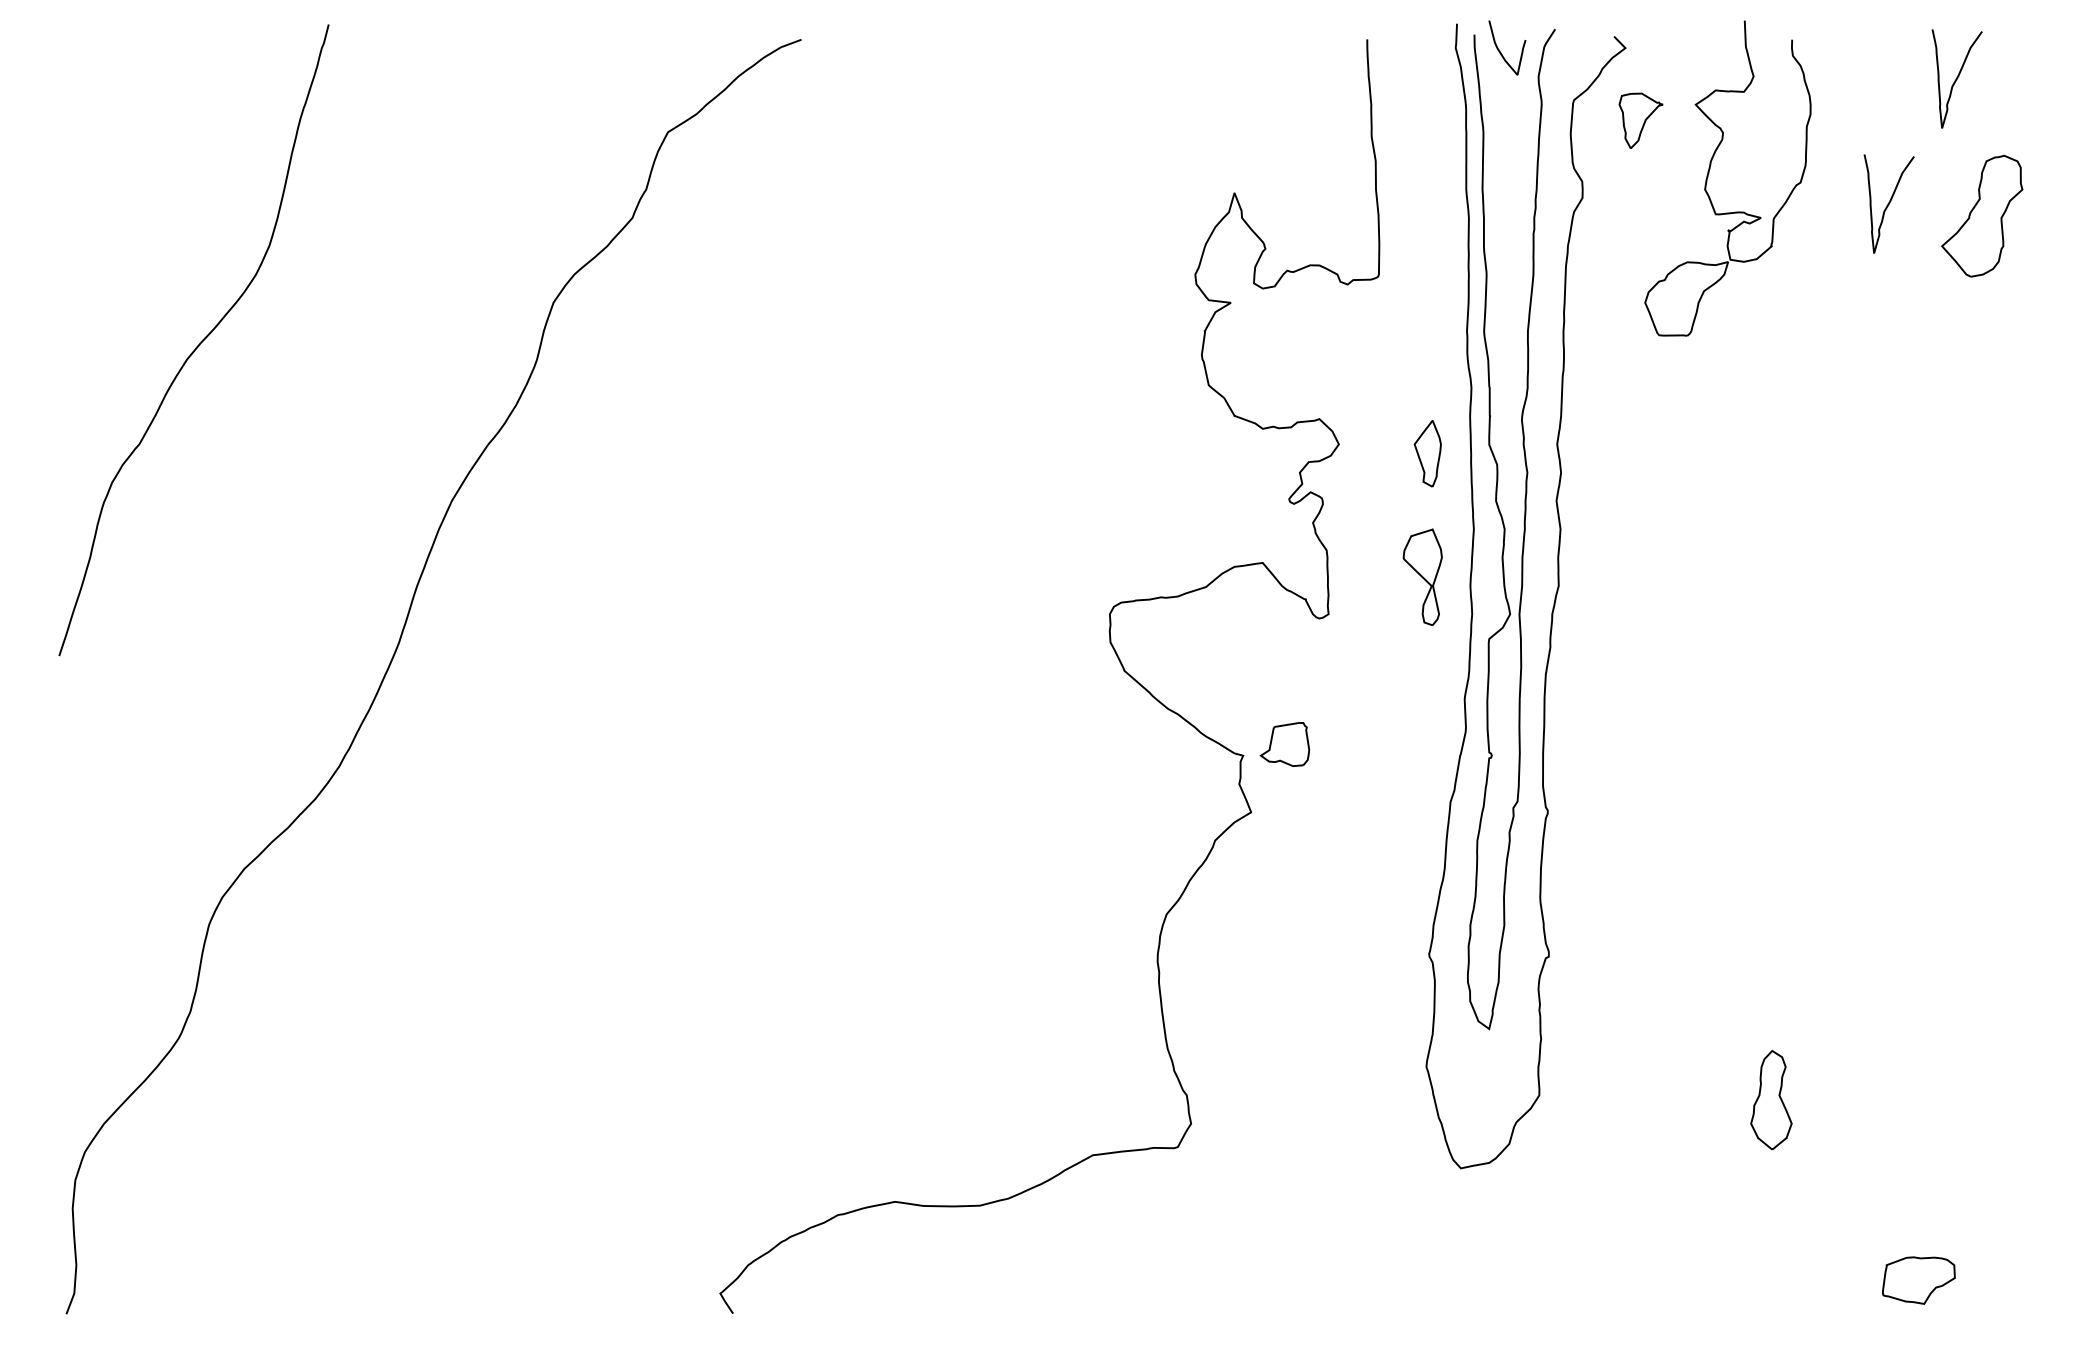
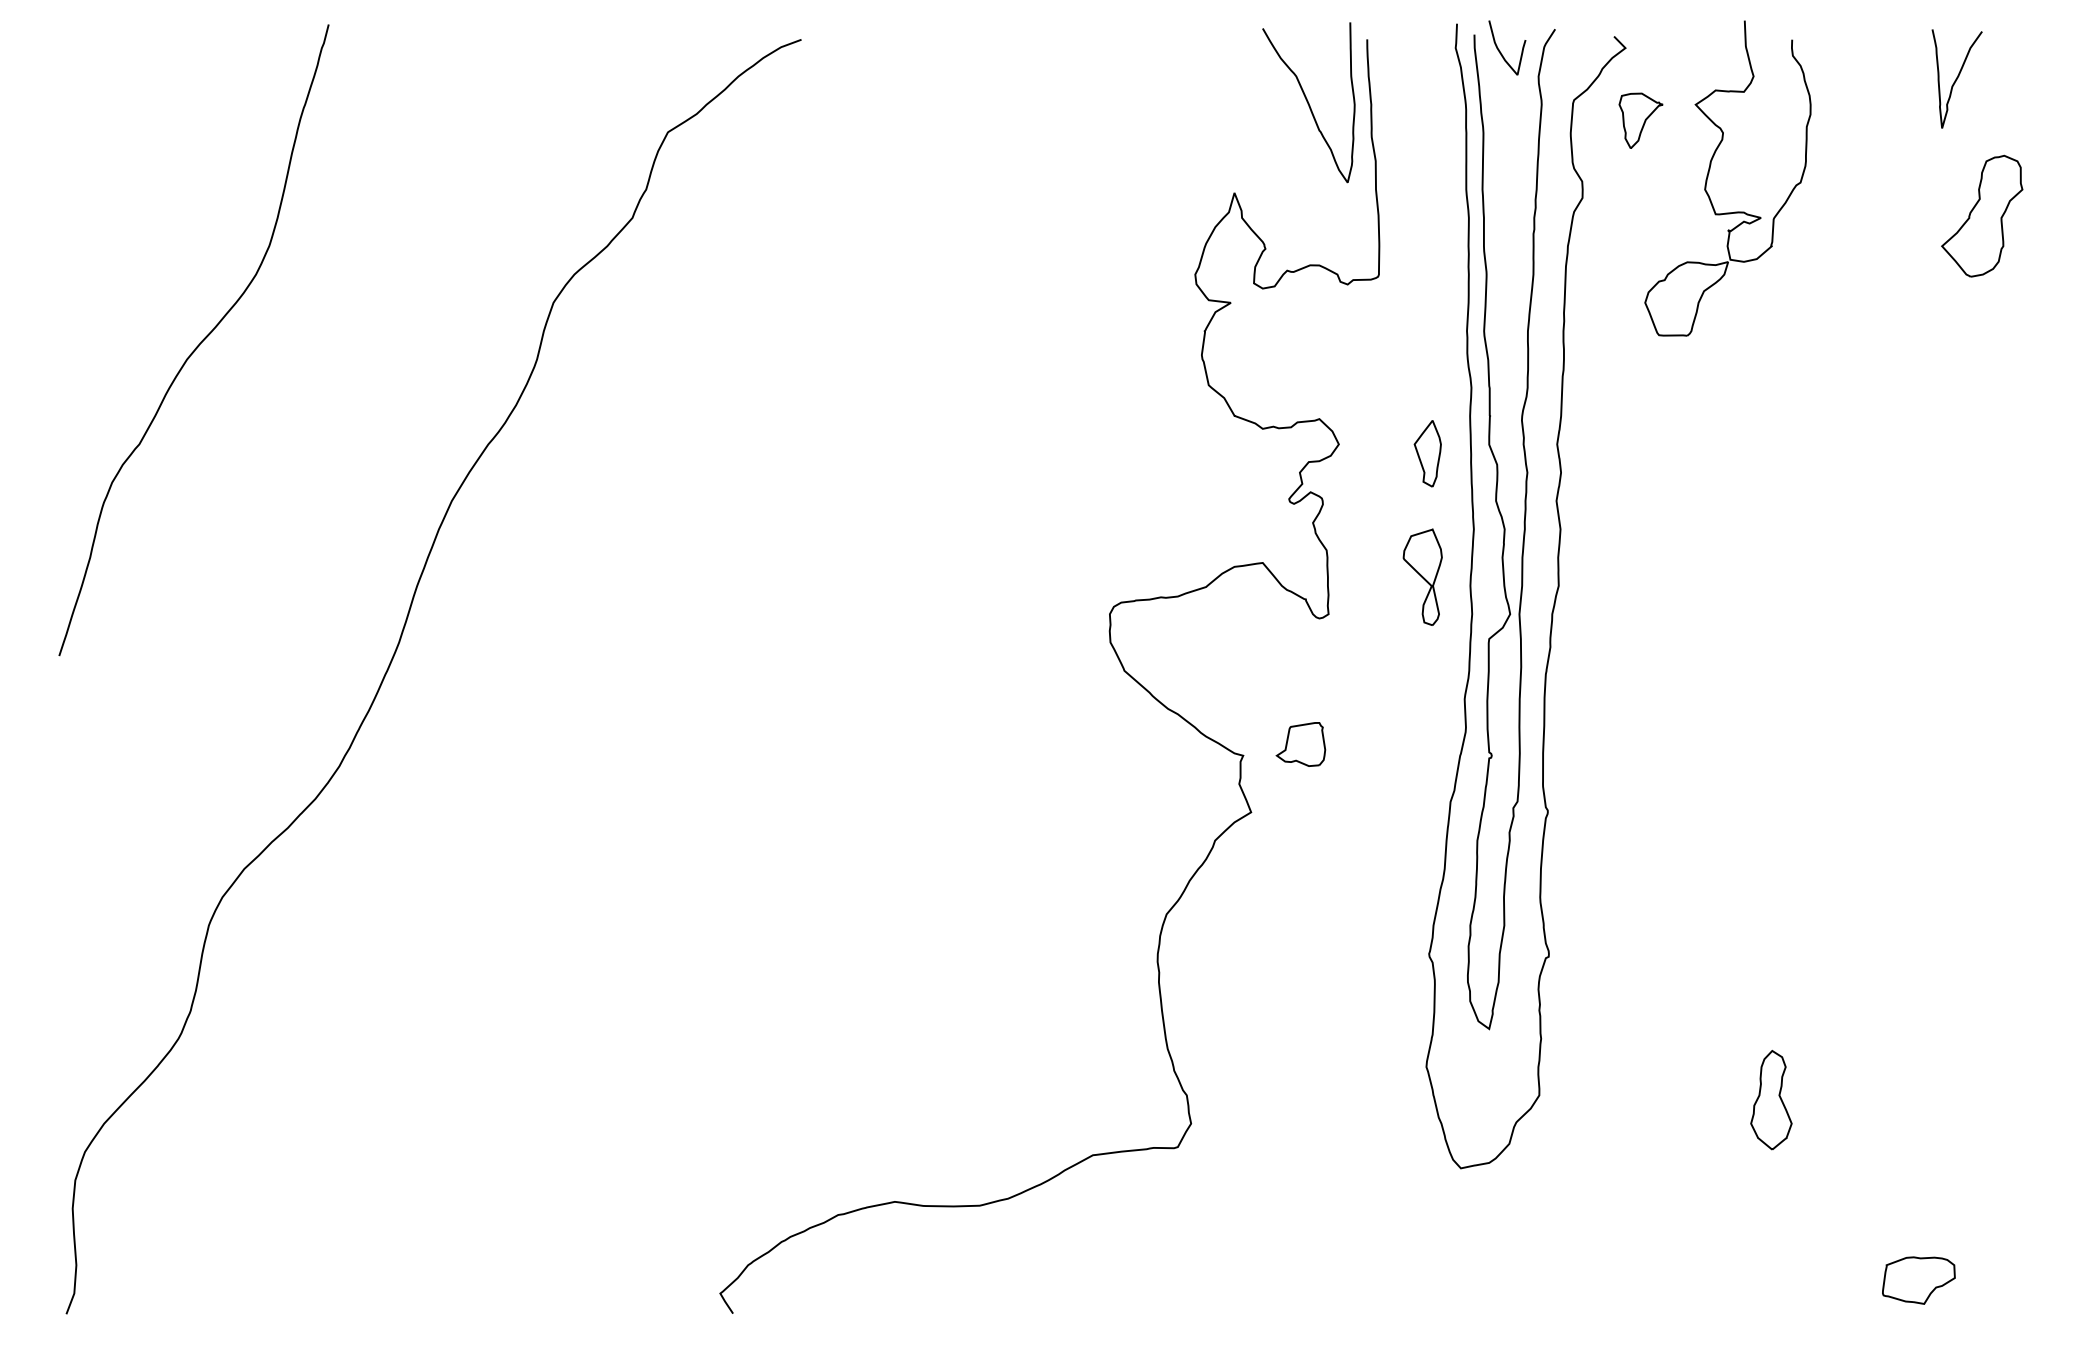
curve: none -> present (1308, 102)
curve: present -> none (1888, 203)
part position: (1284, 744) -> (1300, 744) (1300, 744)
